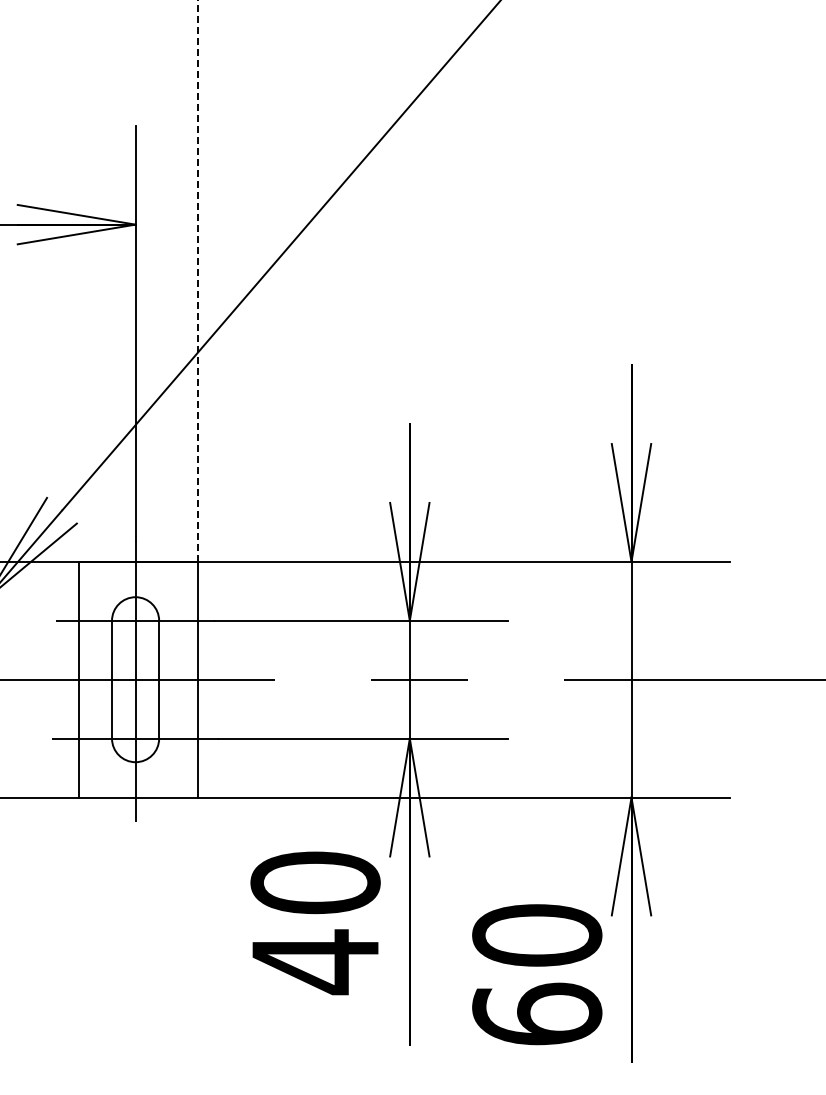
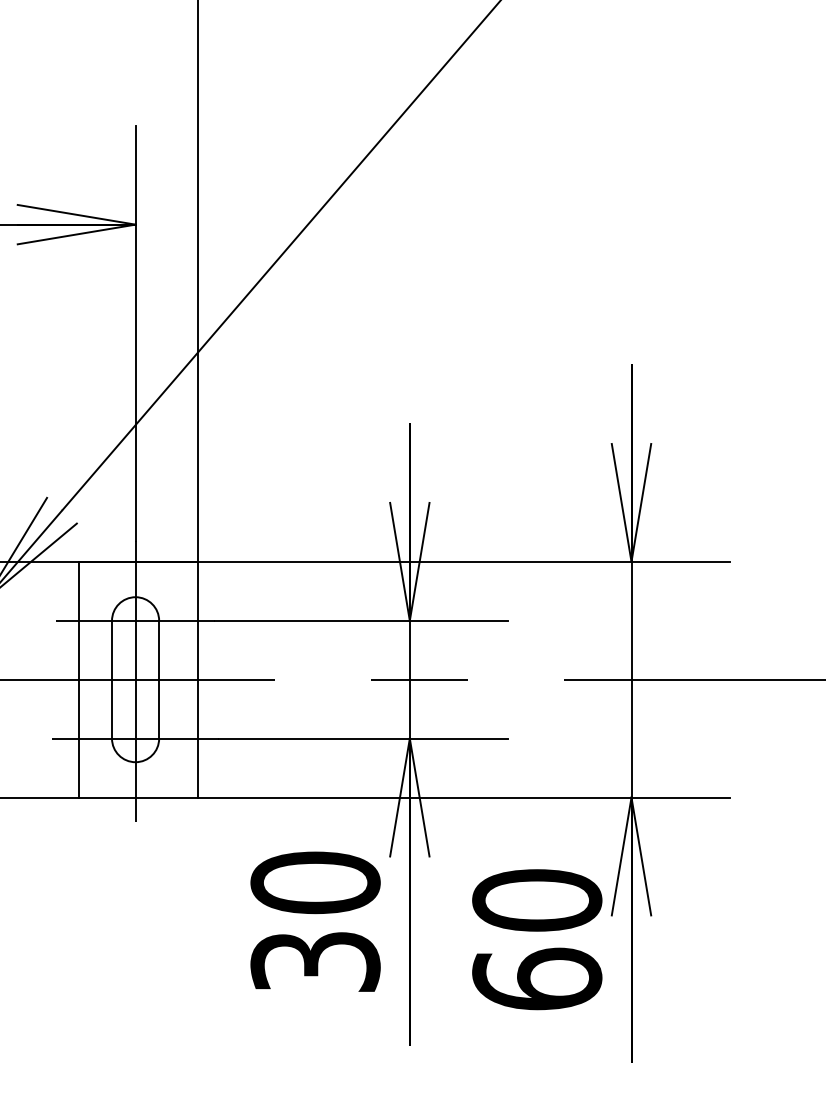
line: dashed -> solid (198, 280)
text: 40 -> 30 (315, 962)
text position: (537, 974) -> (537, 939) (537, 939)
